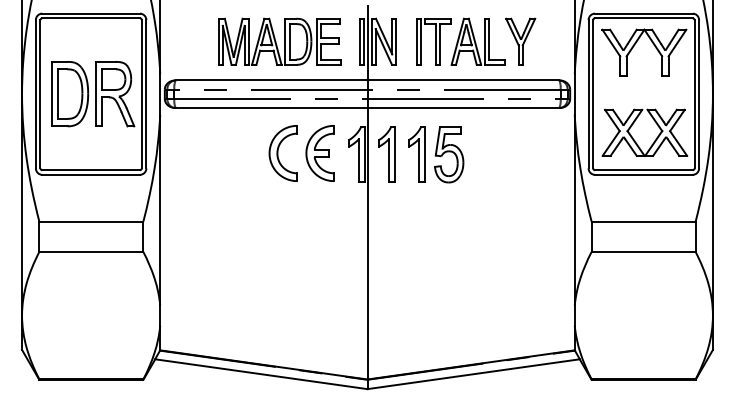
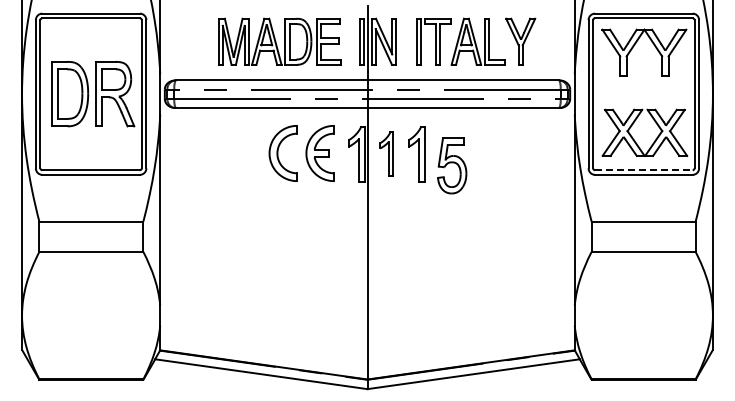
part size: 18x57 px -> 15x46 px (386, 153)
part position: (449, 154) -> (452, 165) (452, 165)
line: solid -> dashed (643, 170)
